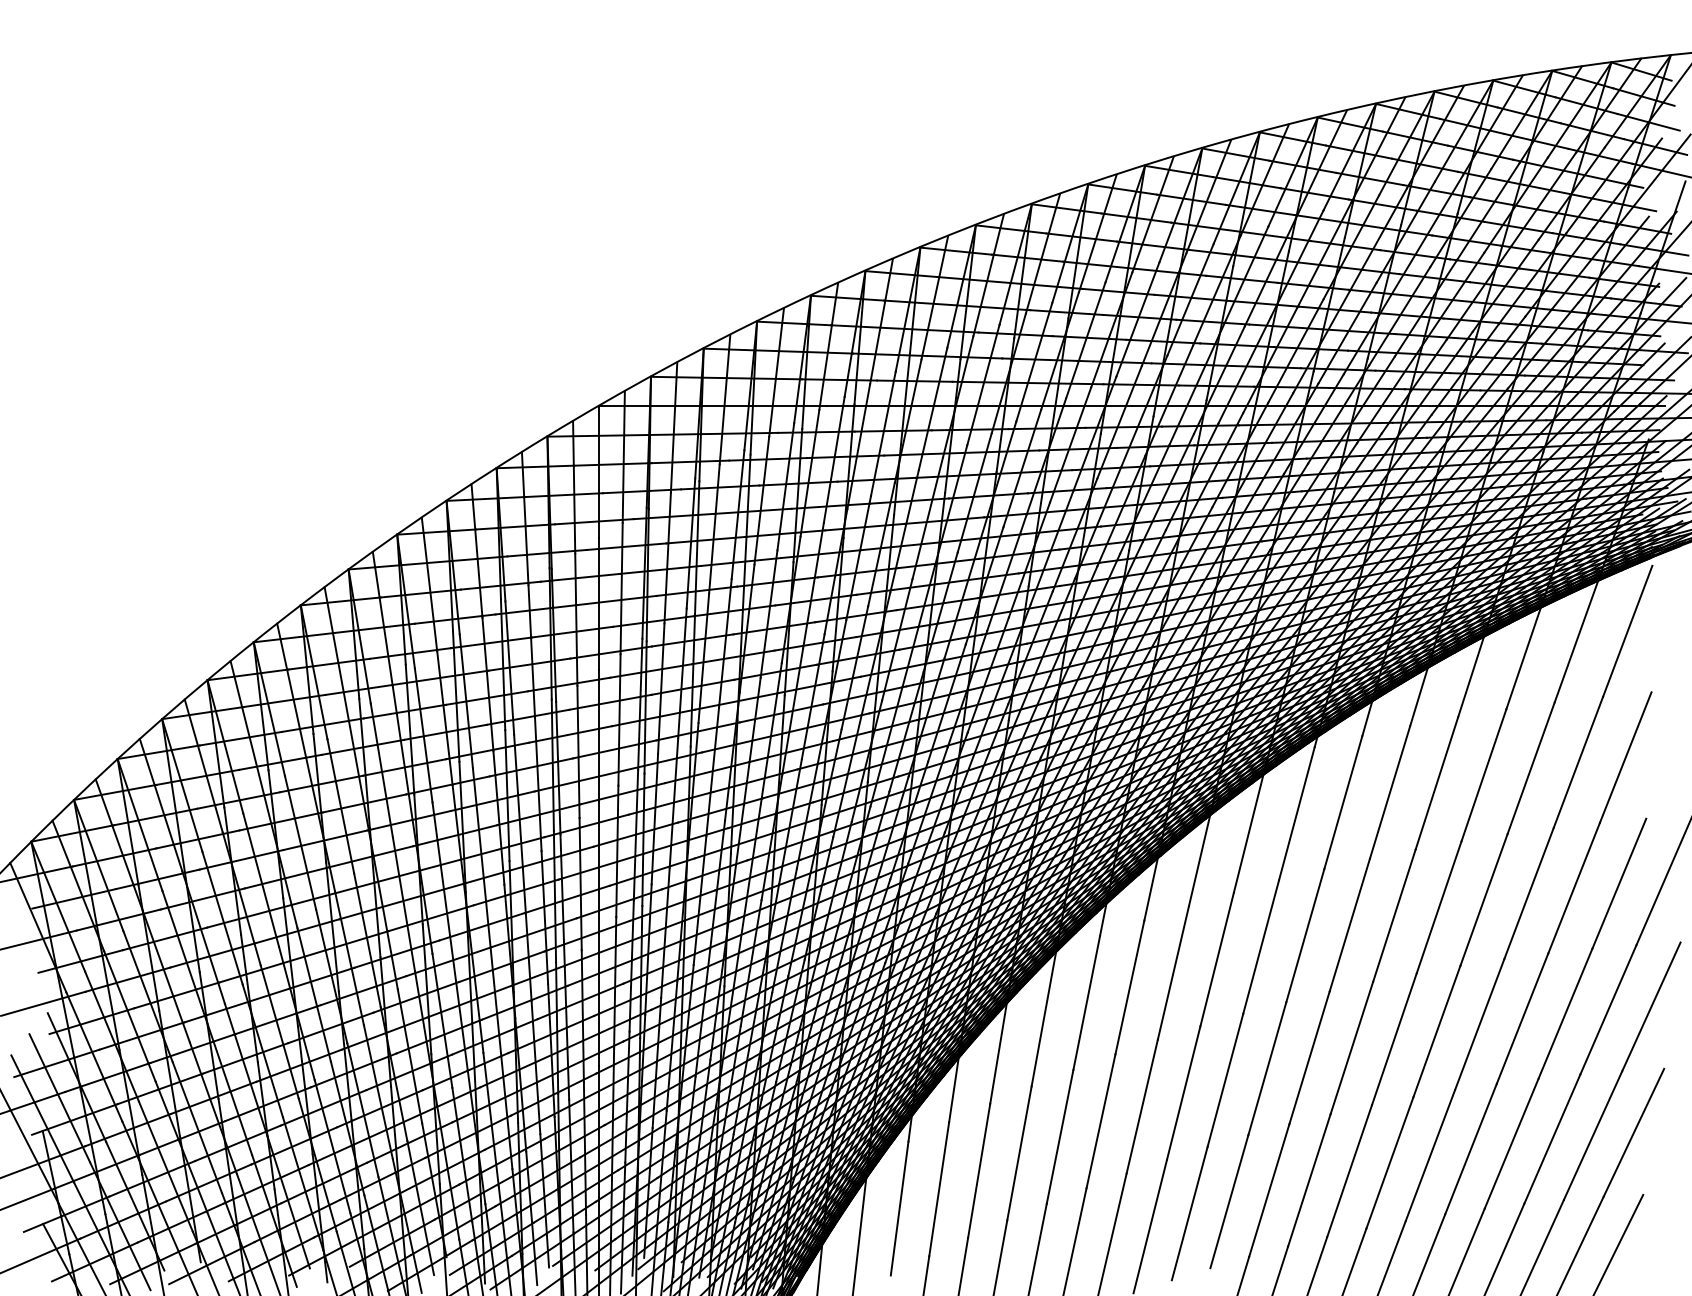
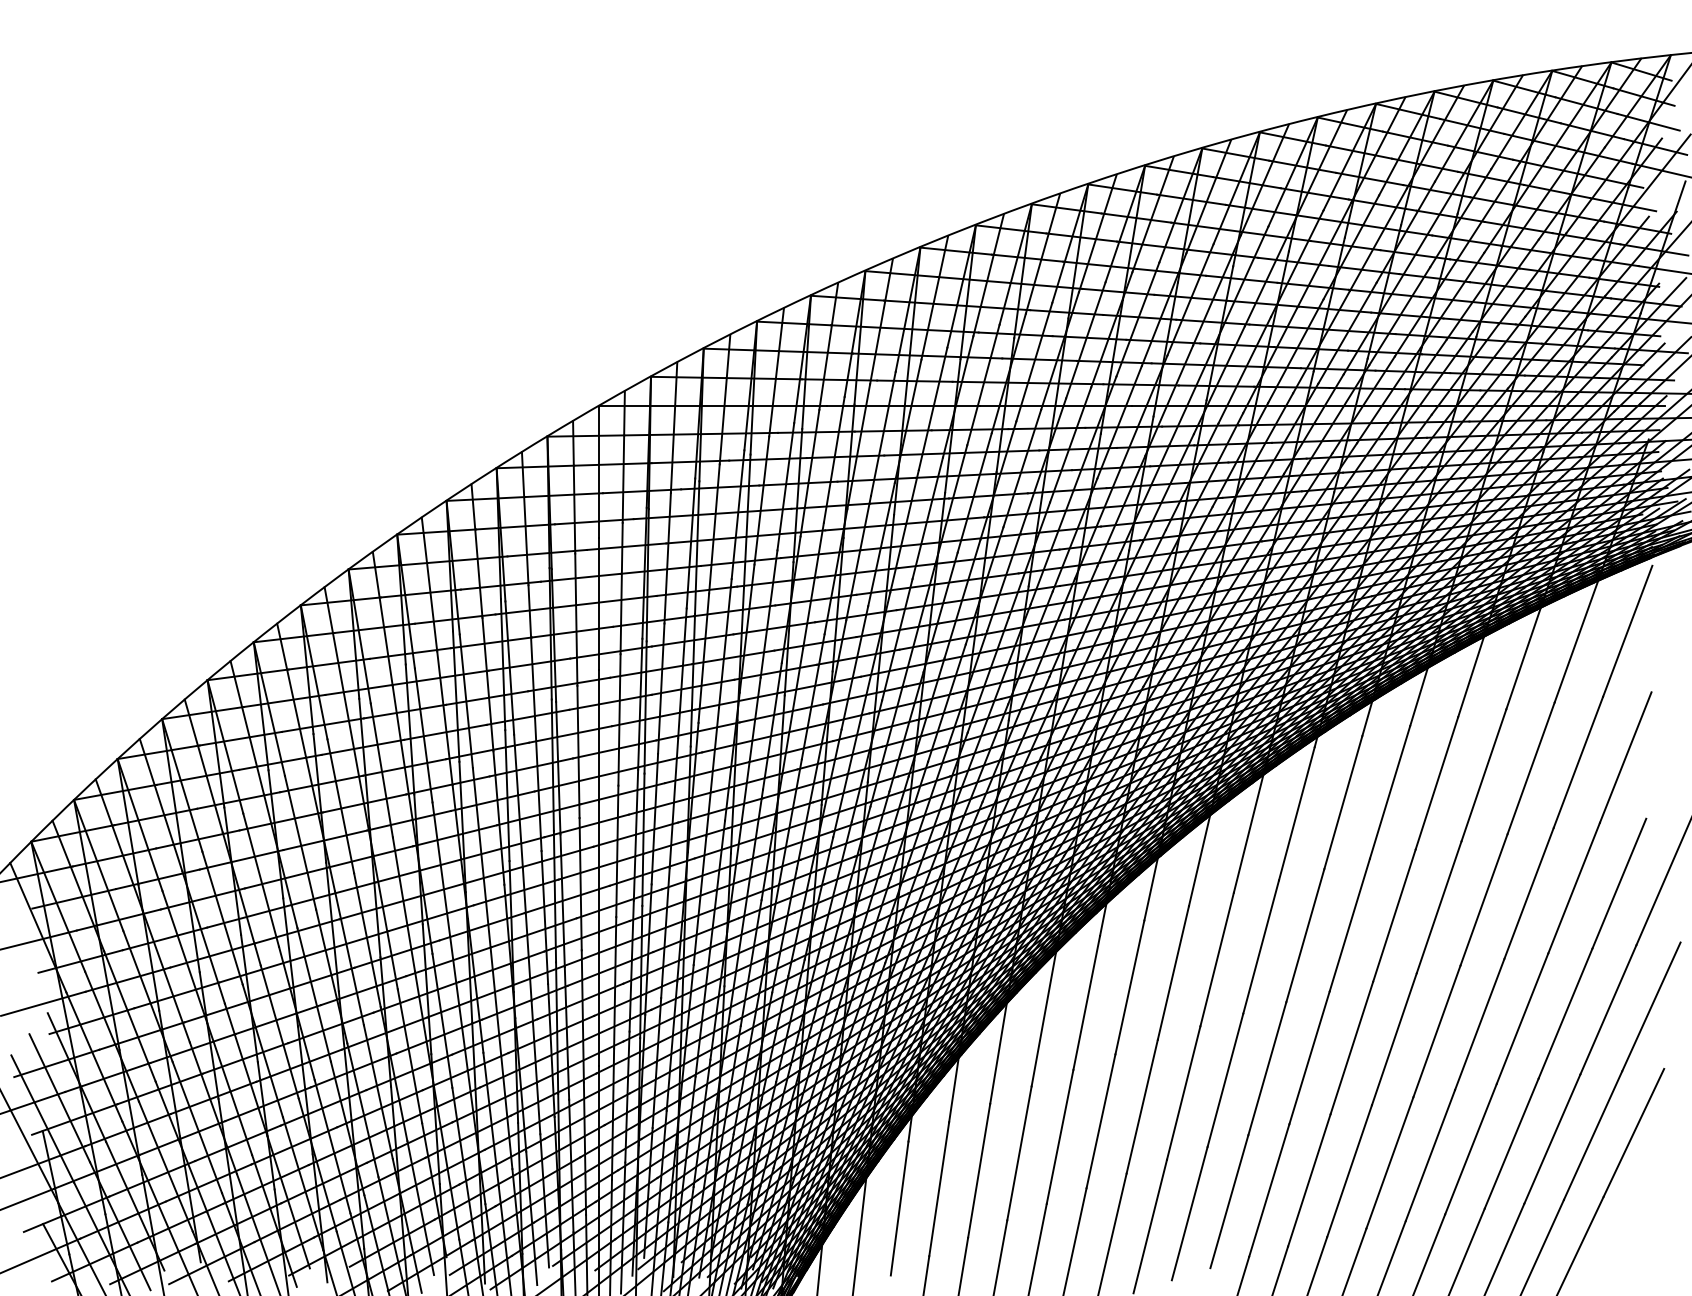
line: present -> none (1619, 1243)
